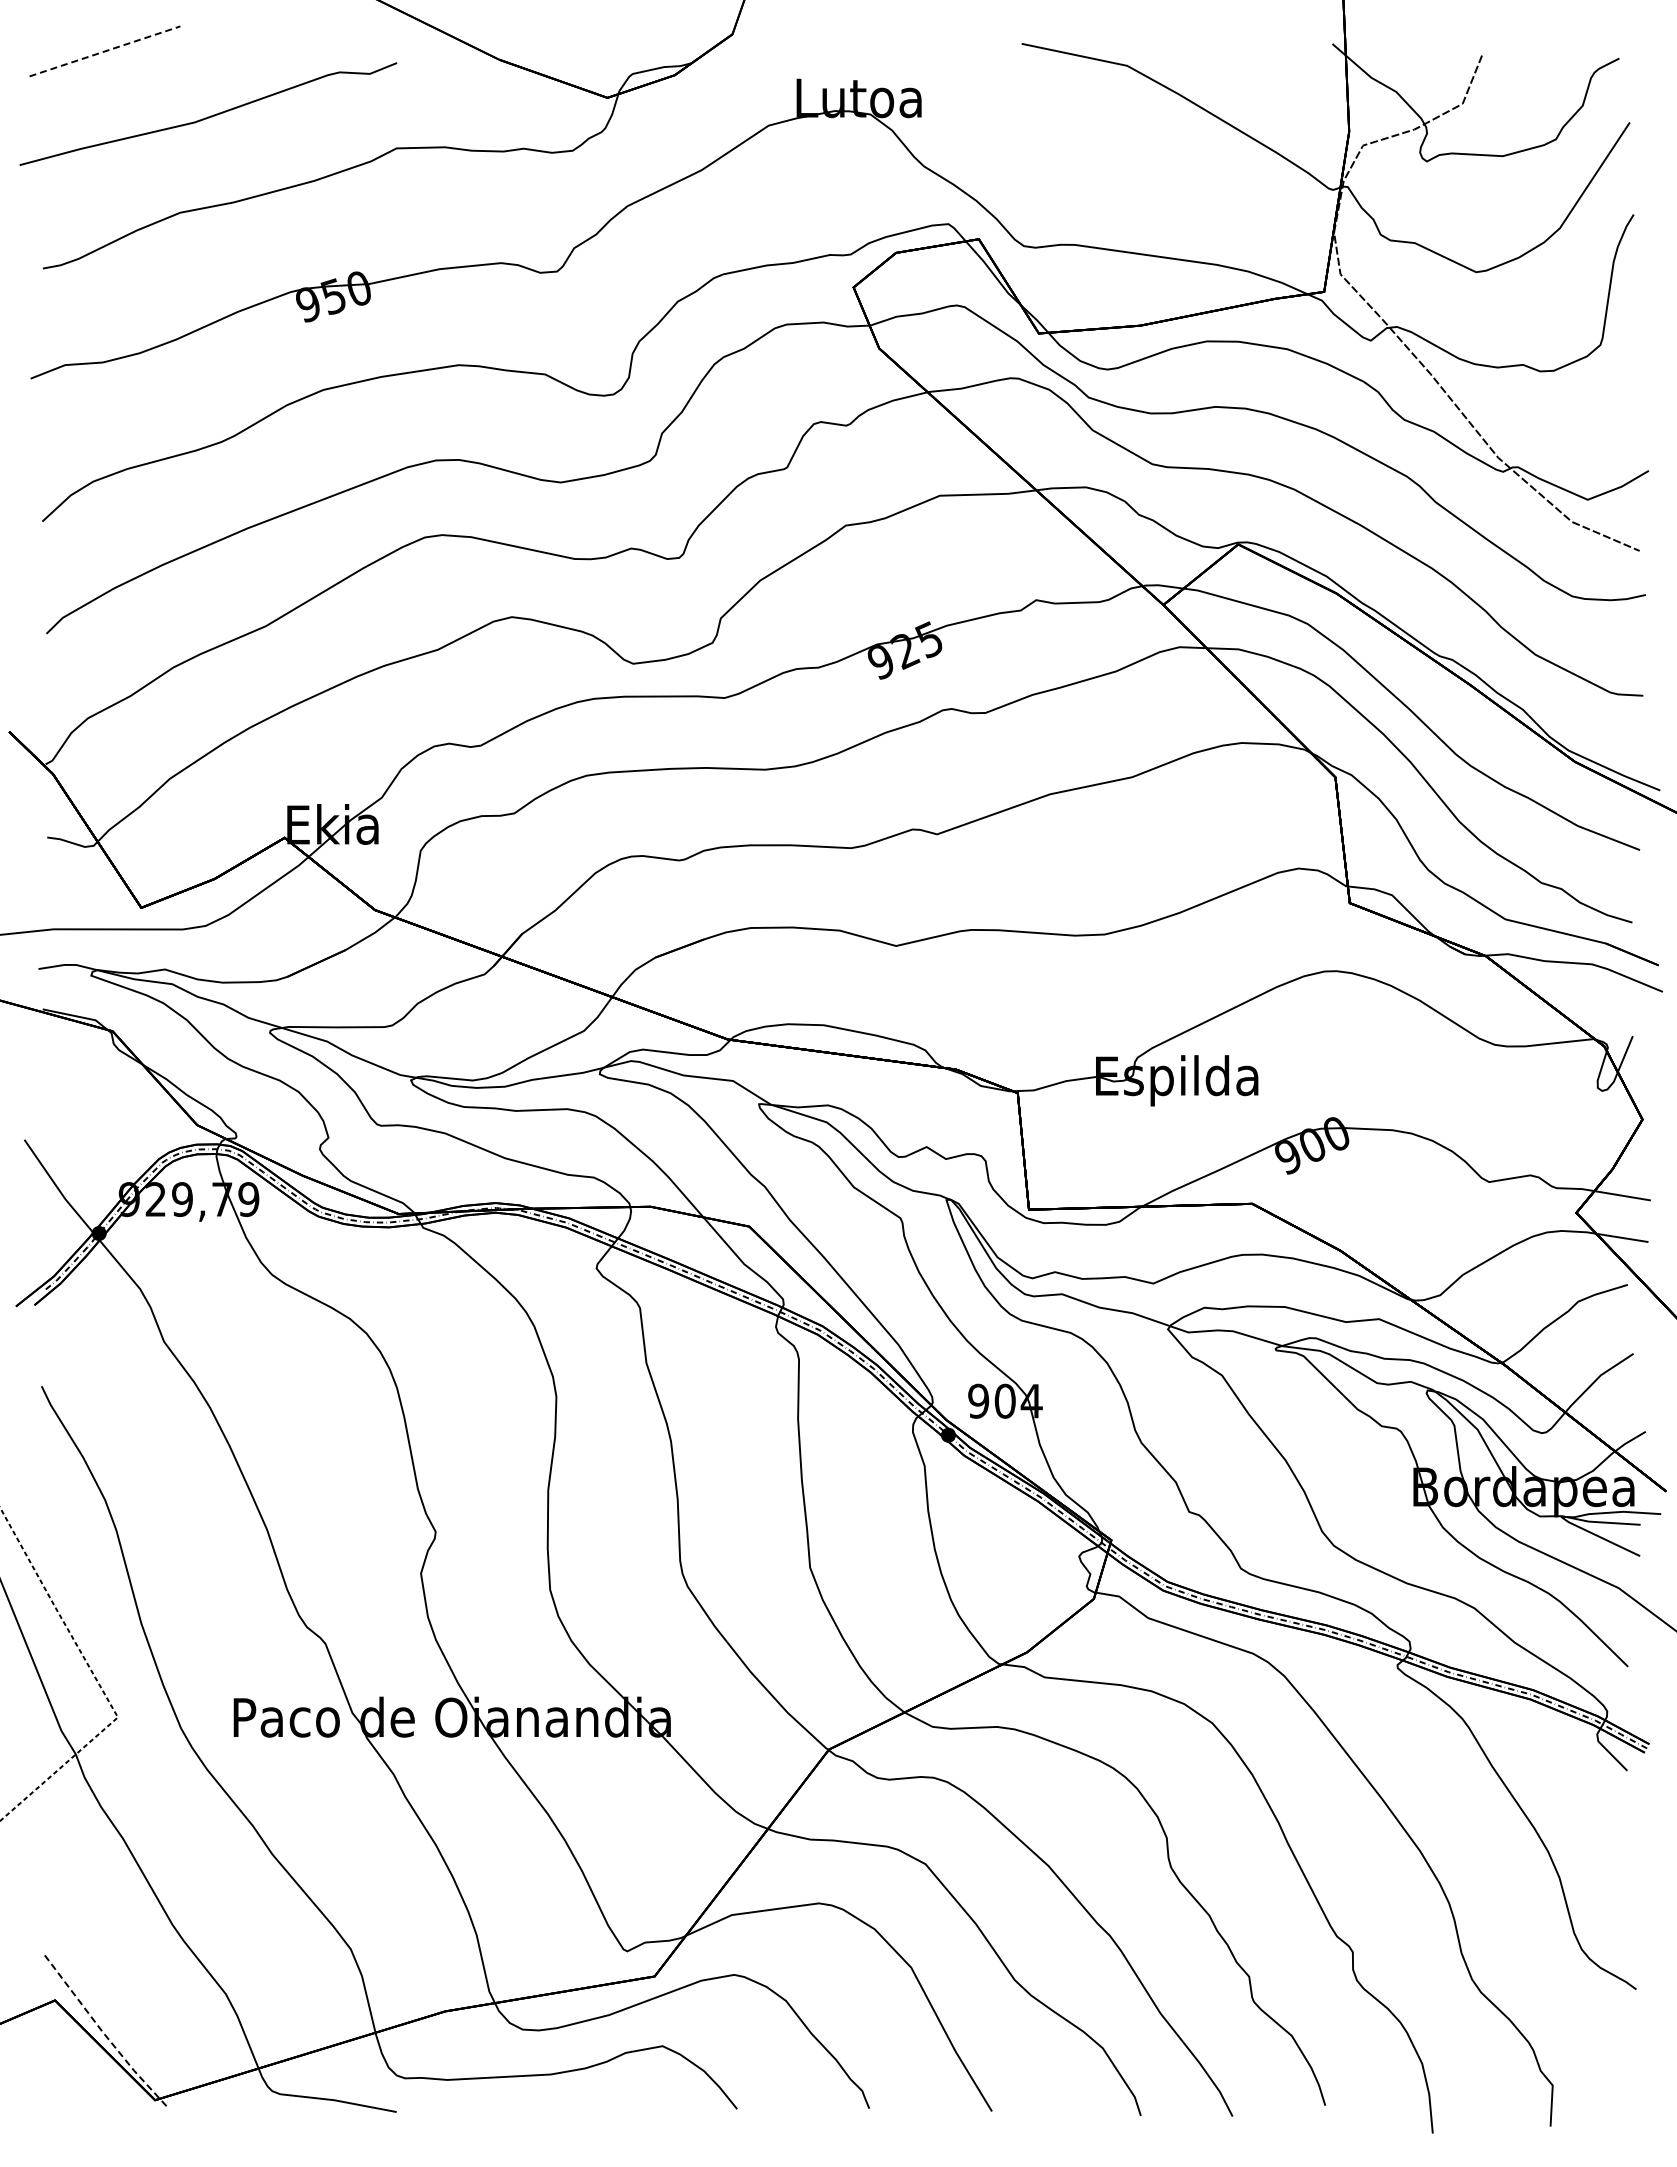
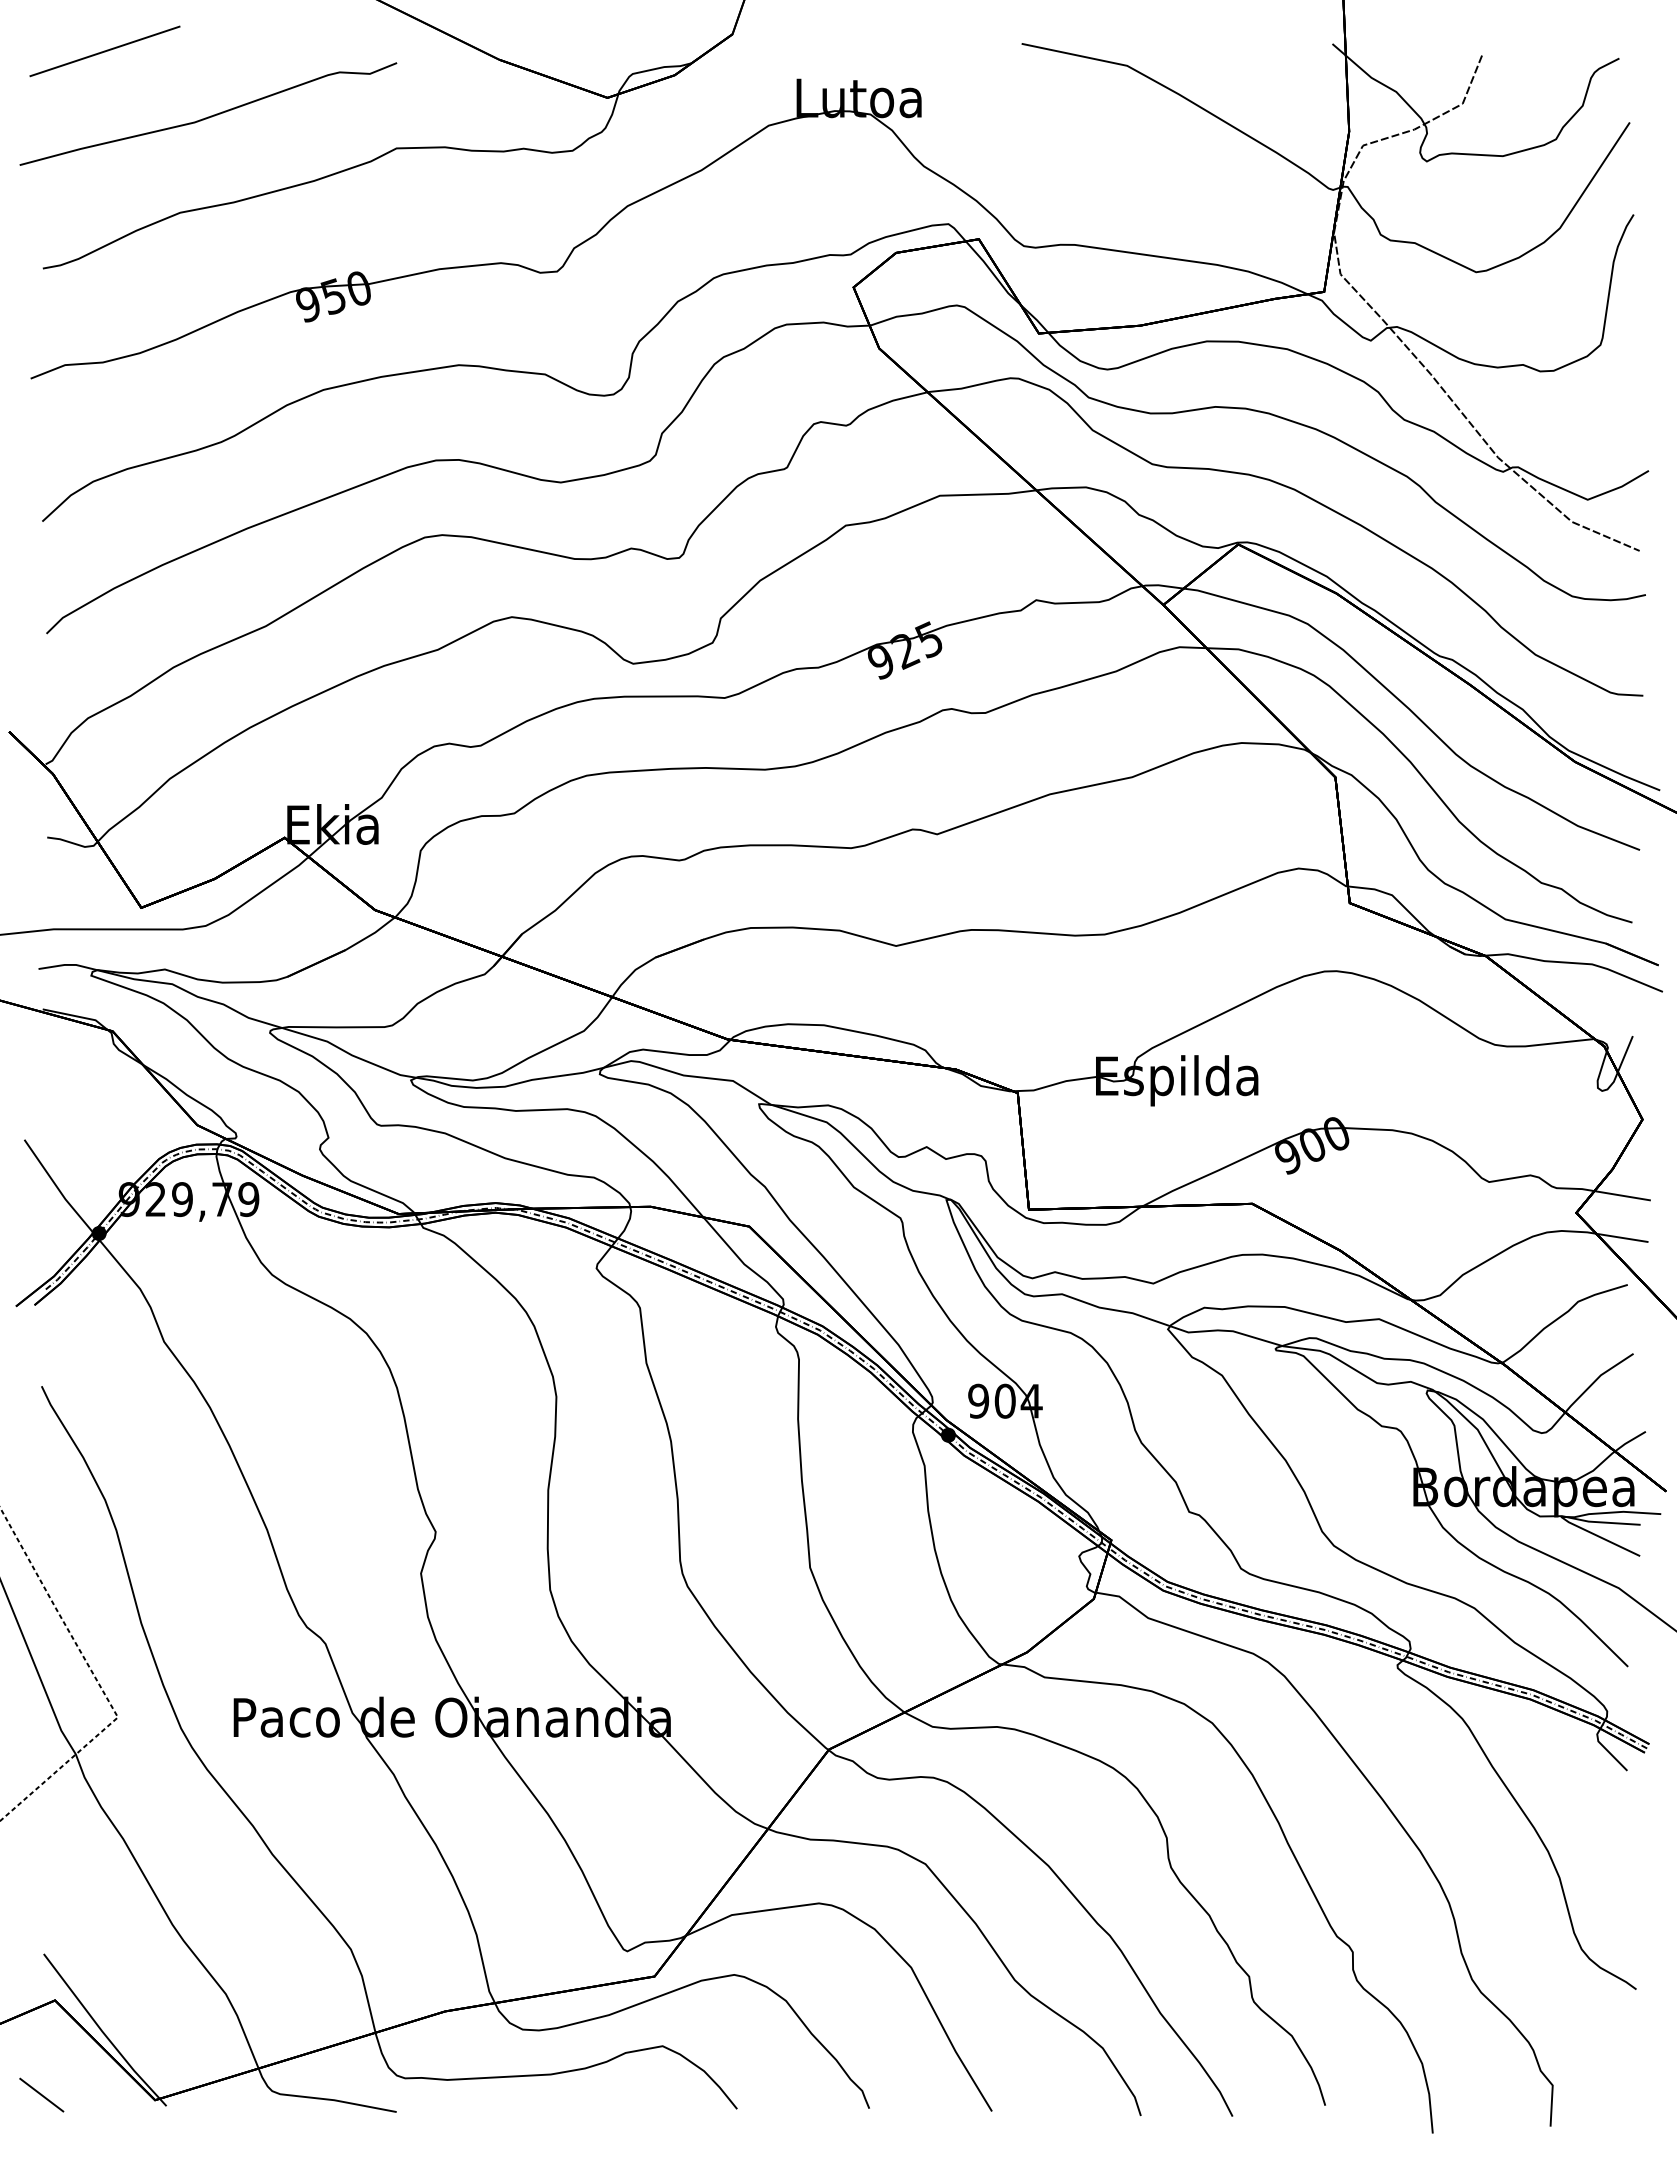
line: dashed -> solid (105, 51)
line: dashed -> solid (102, 2032)
line: none -> present (41, 2094)
